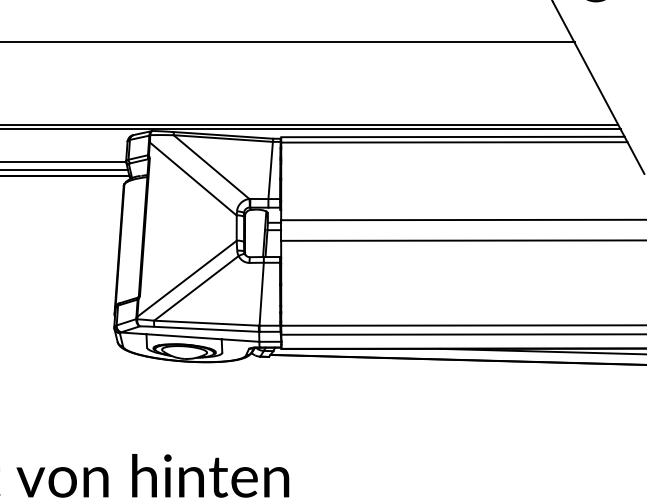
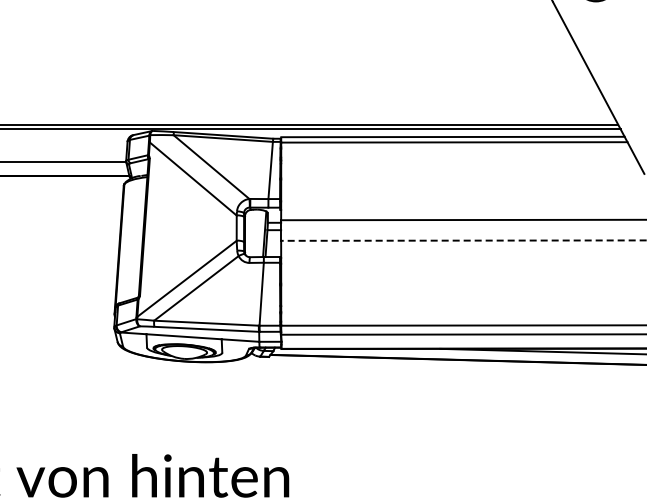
line: present -> none (288, 42)
line: present -> none (64, 169)
line: solid -> dashed (464, 240)
